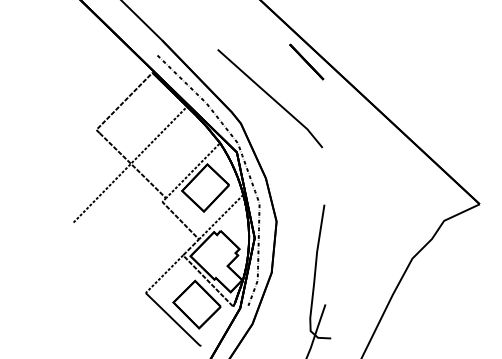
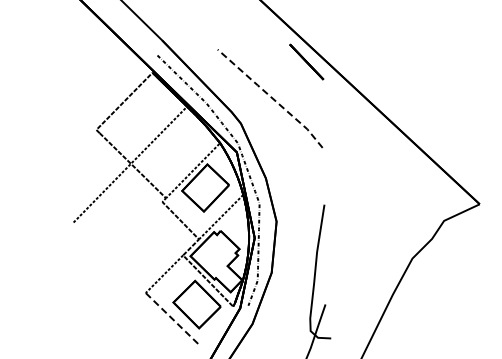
line: solid -> dashed (271, 97)
line: solid -> dashed (174, 320)
